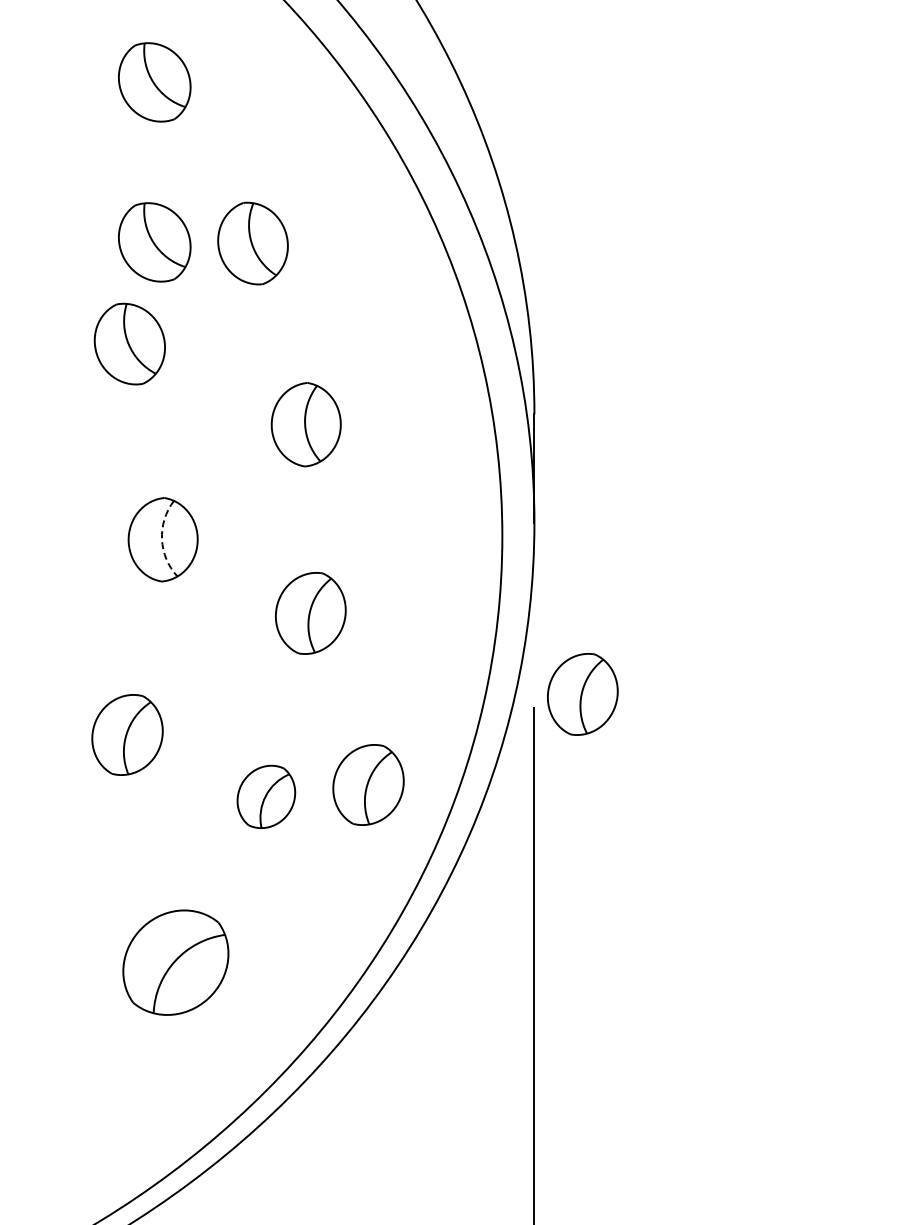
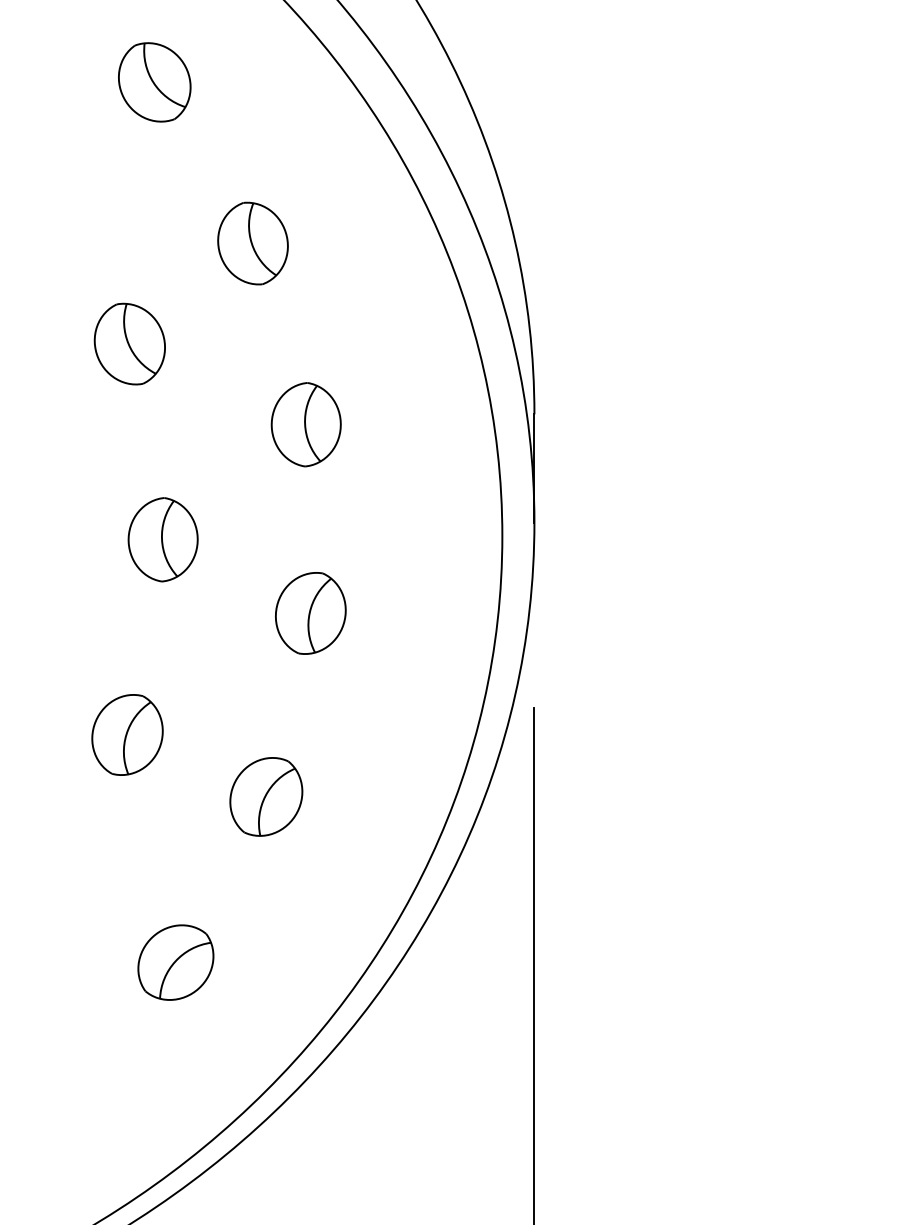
part: present -> none (154, 242)
arc: dashed -> solid (162, 539)
part: present -> none (582, 694)
part: present -> none (368, 784)
part size: 61x65 px -> 75x80 px (266, 796)
part size: 108x107 px -> 78x77 px (175, 962)
